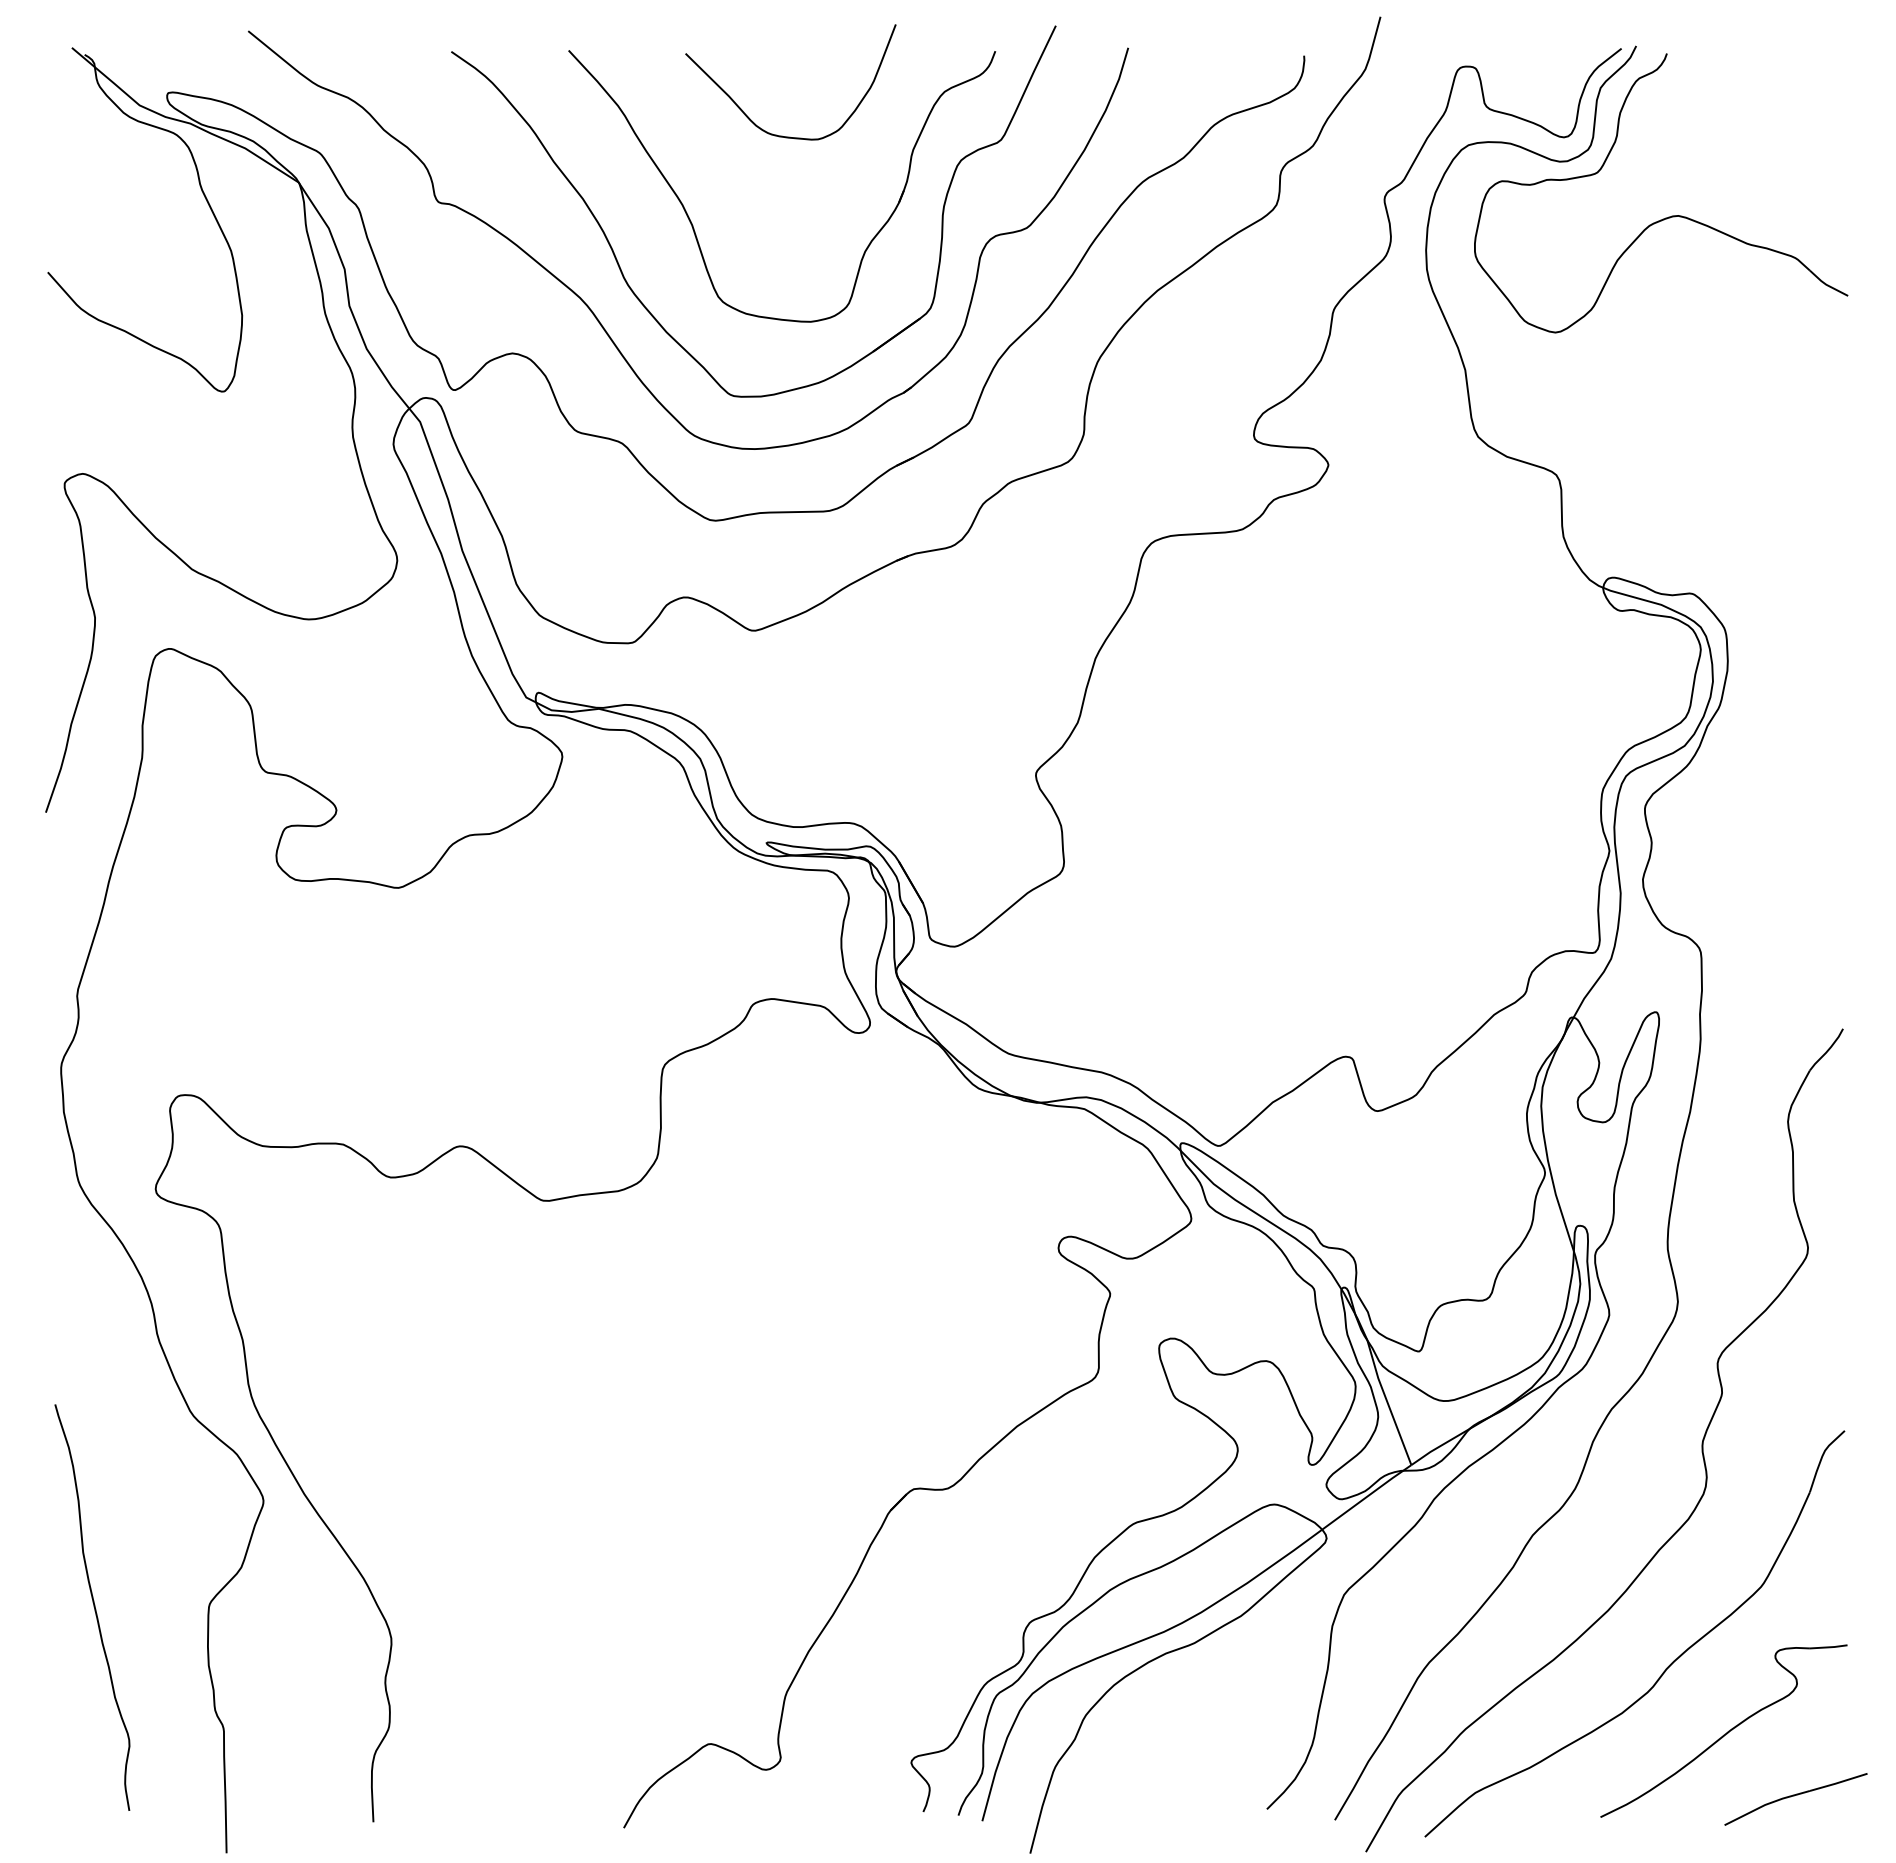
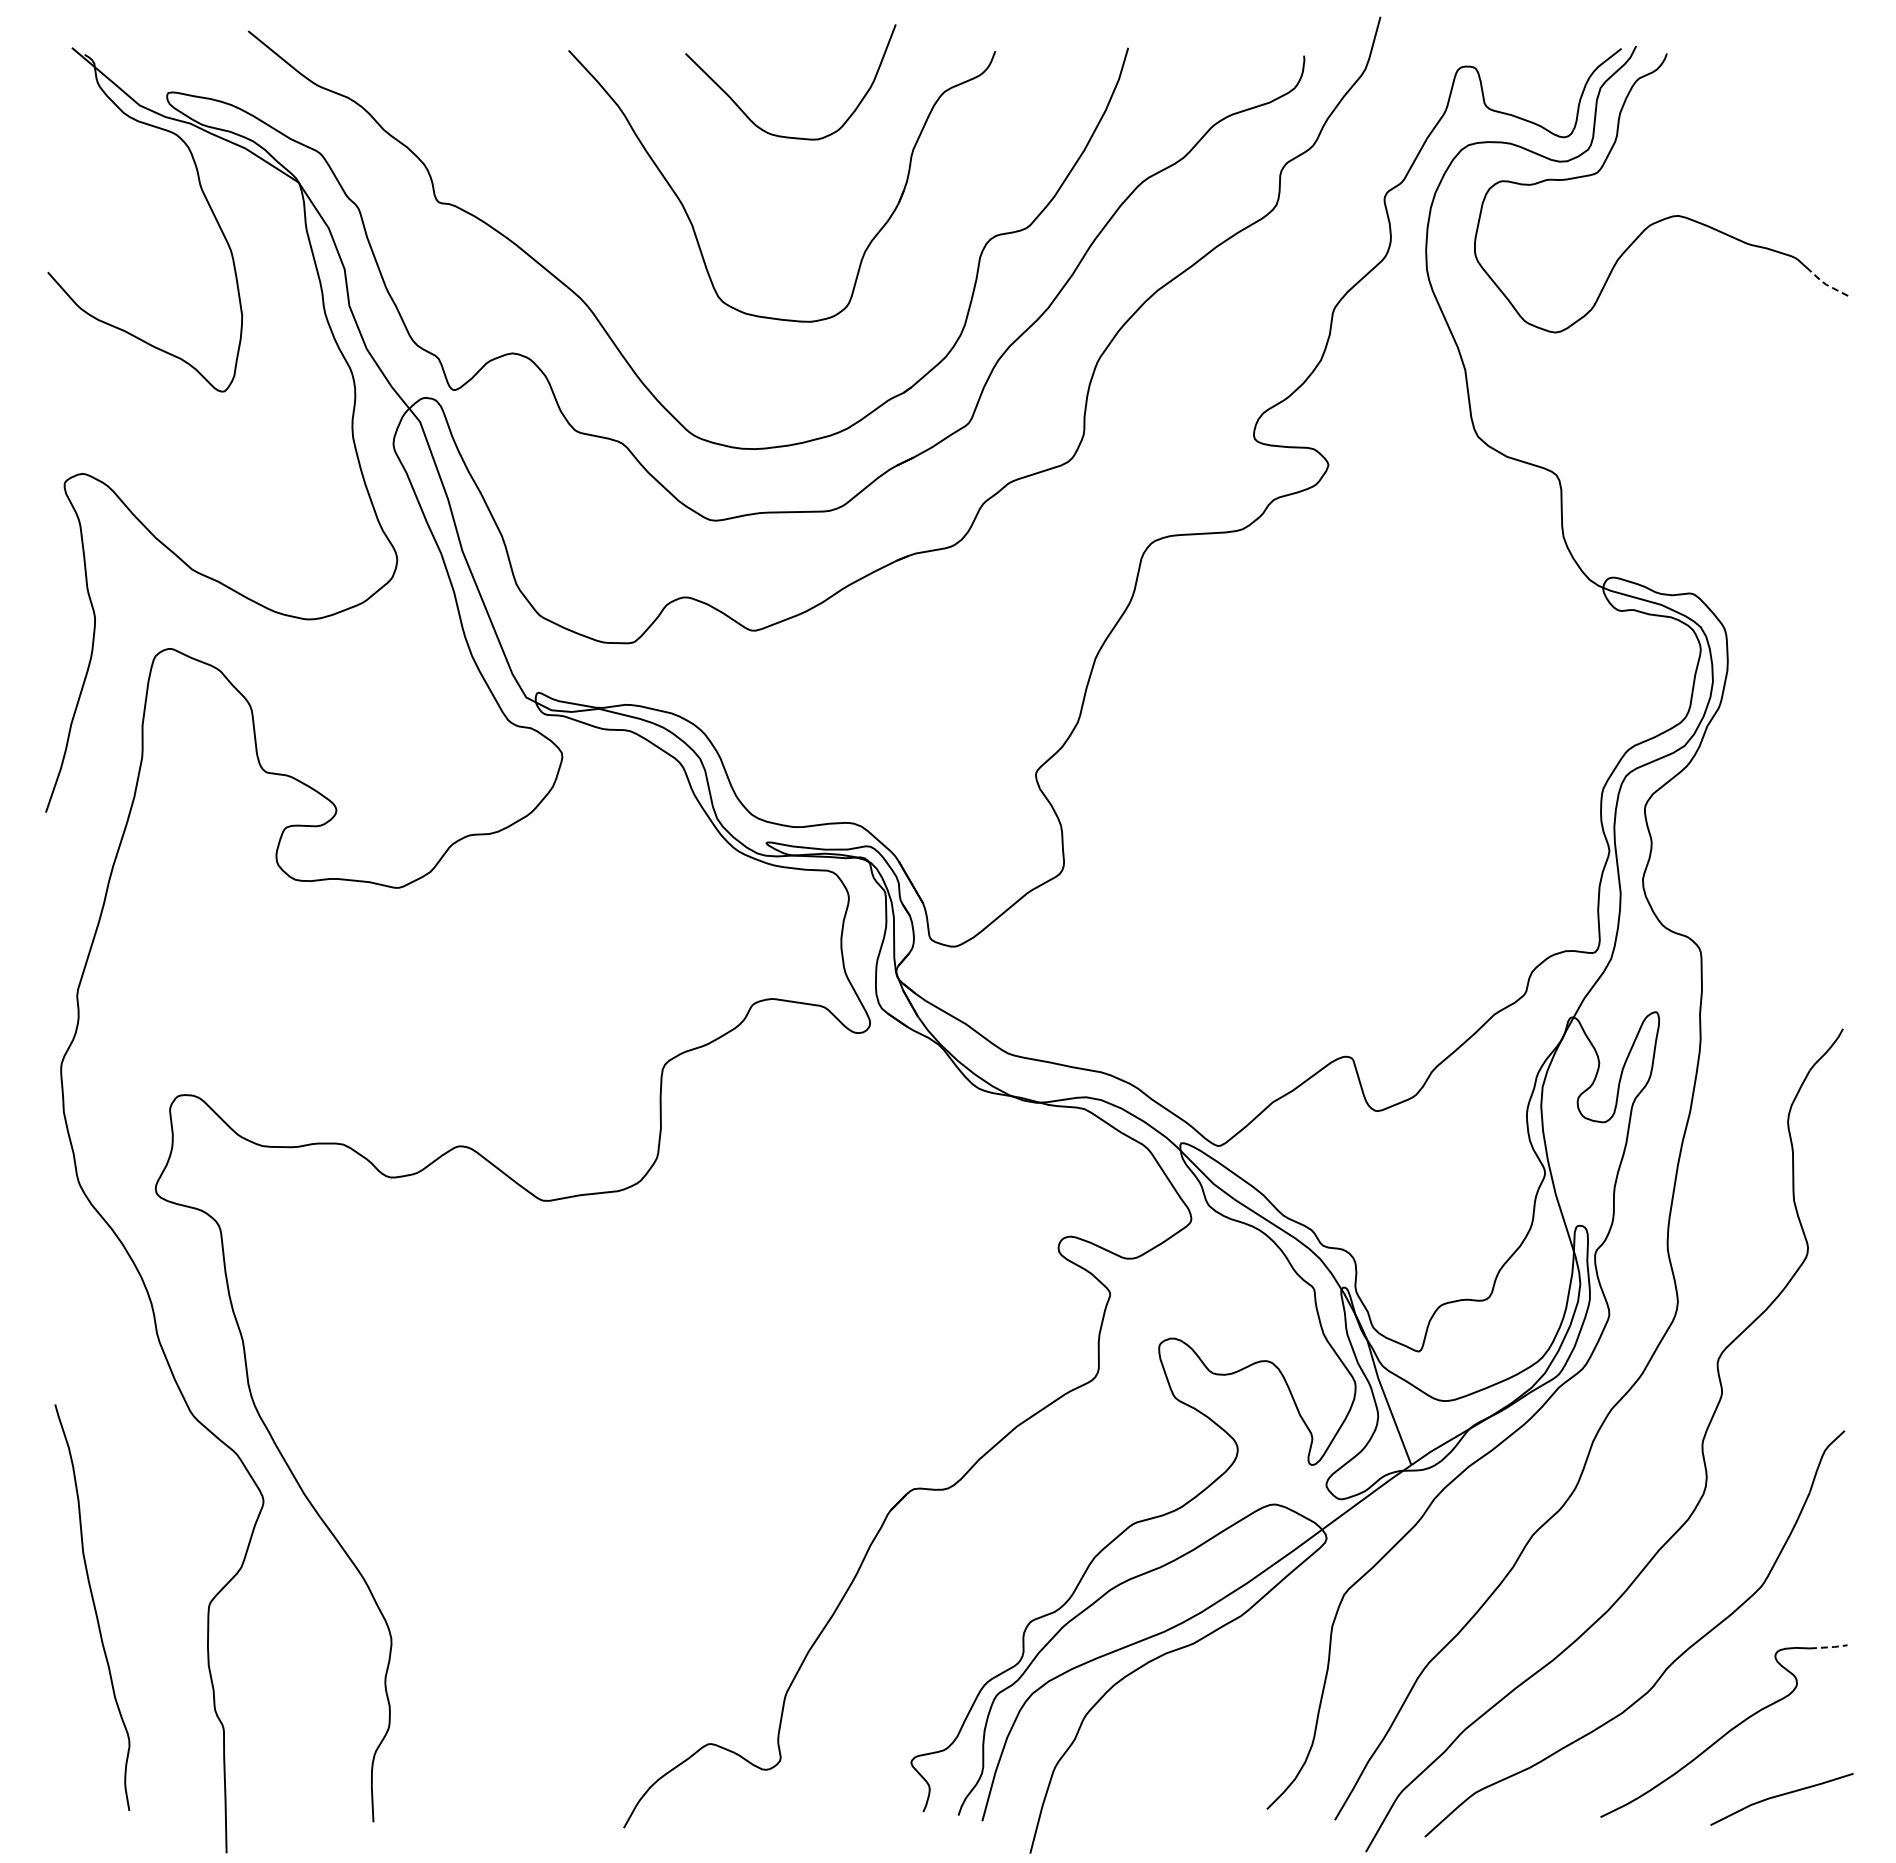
line: solid -> dashed (1826, 284)
part: present -> none (640, 299)
line: solid -> dashed (1829, 1647)
part position: (1795, 1799) -> (1781, 1799) (1781, 1799)
